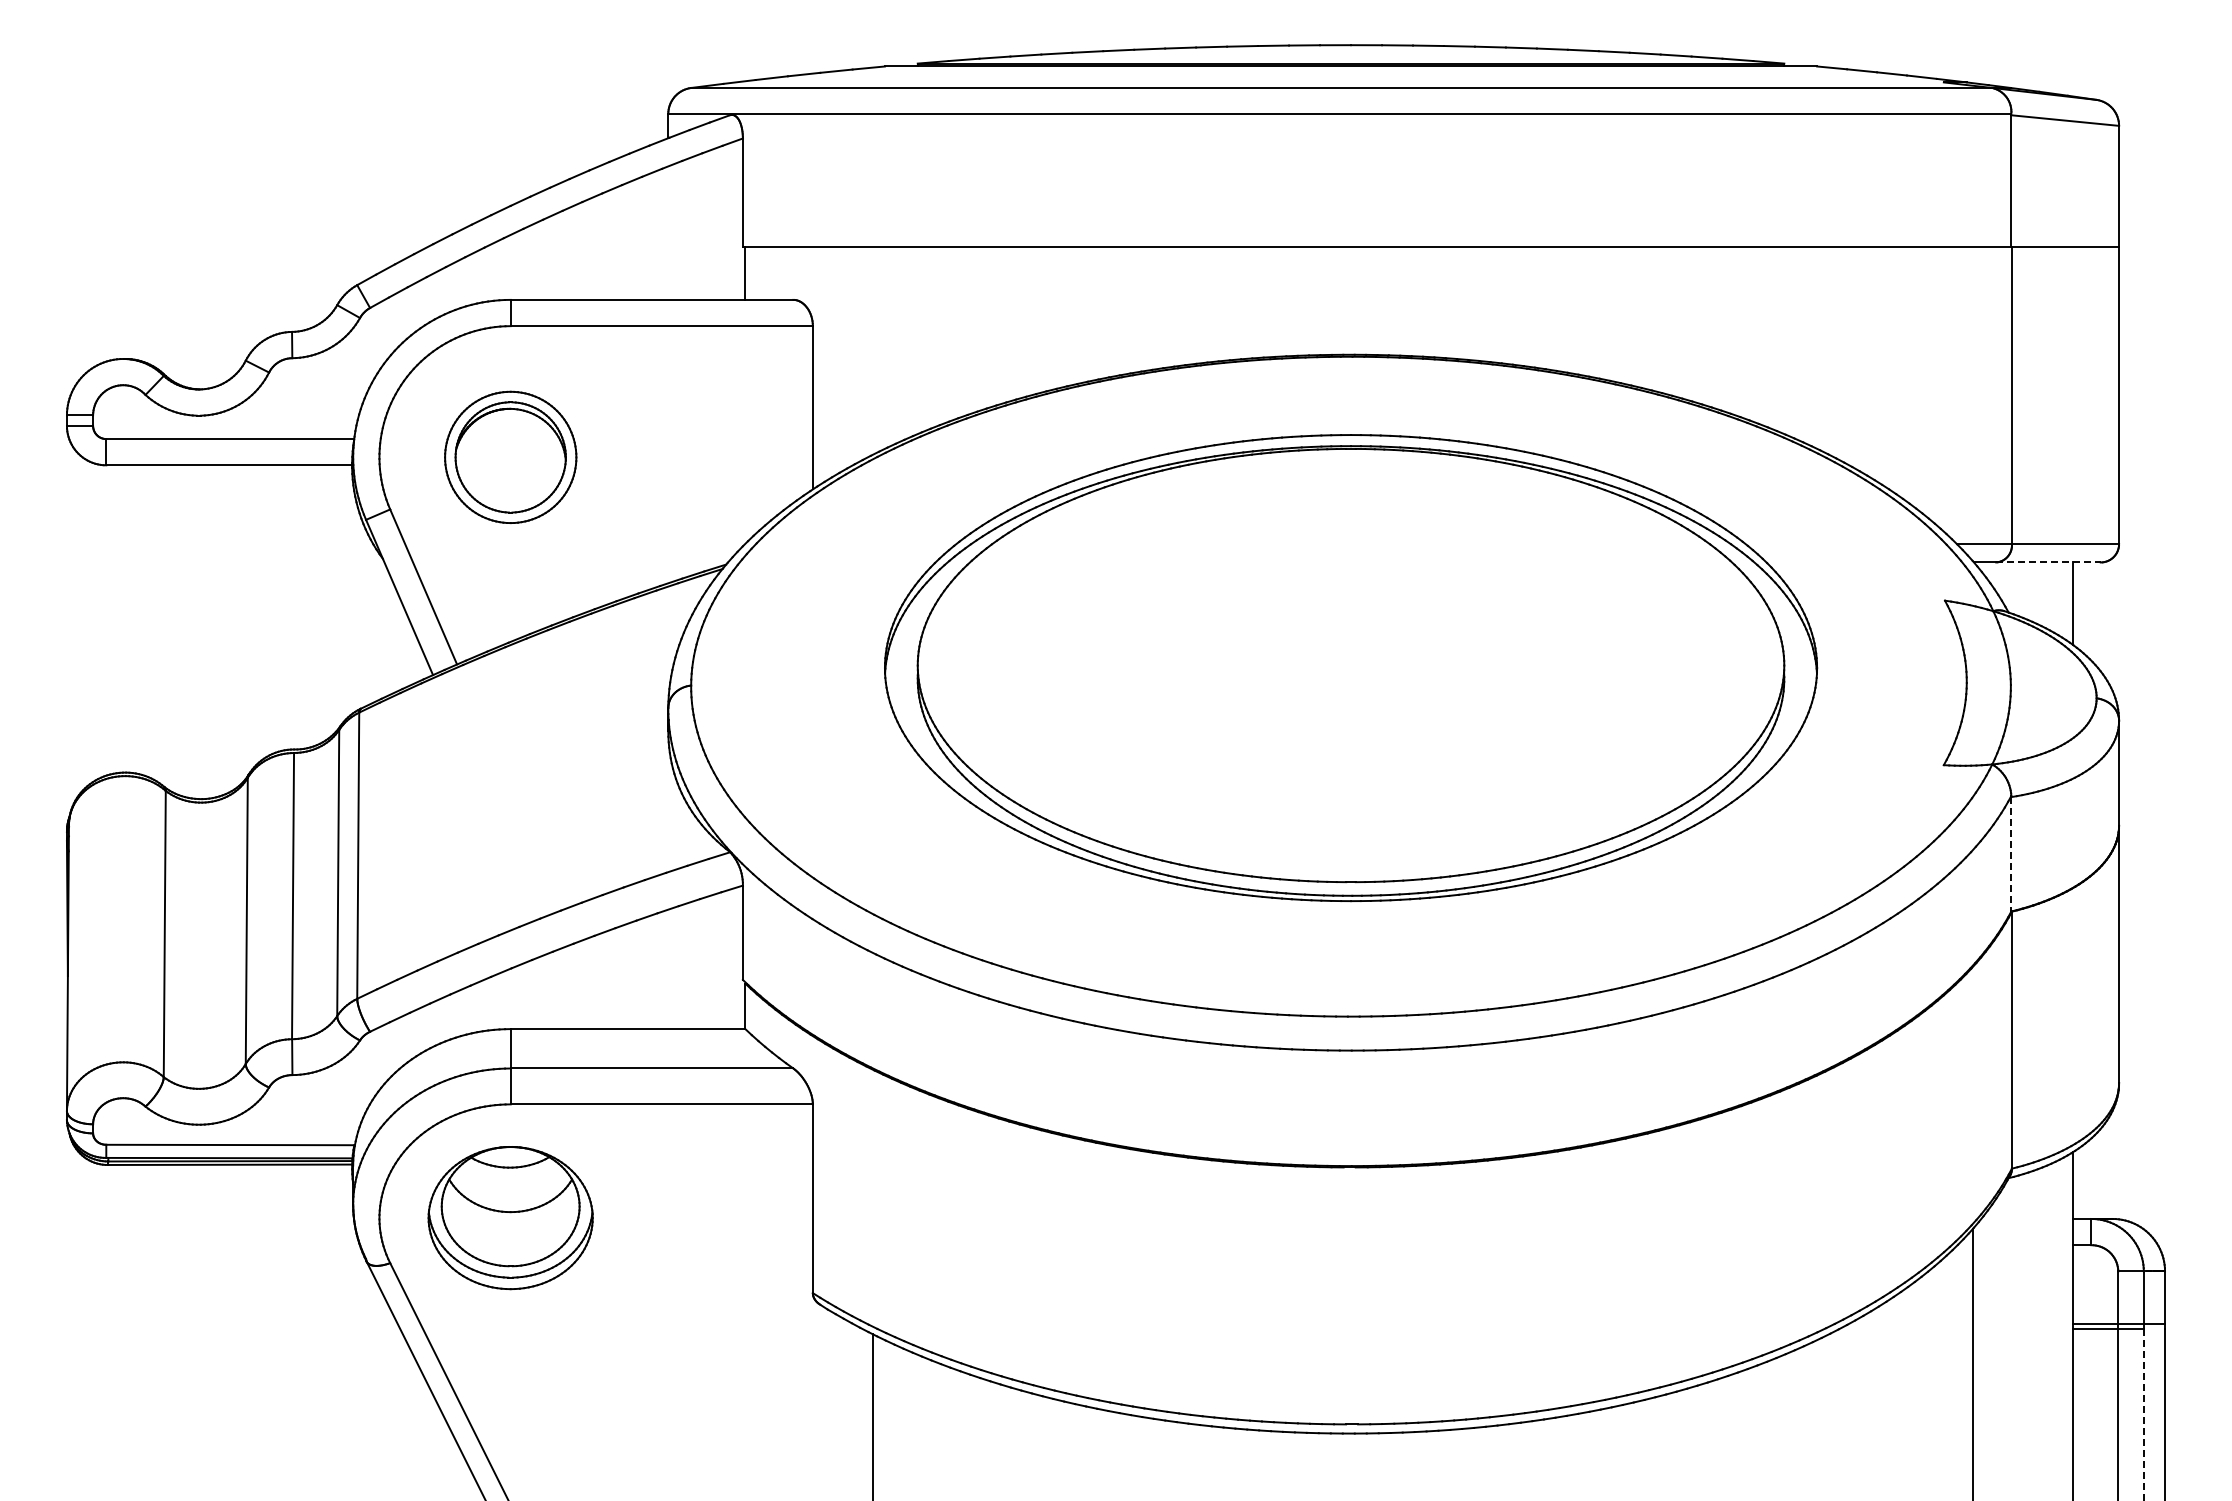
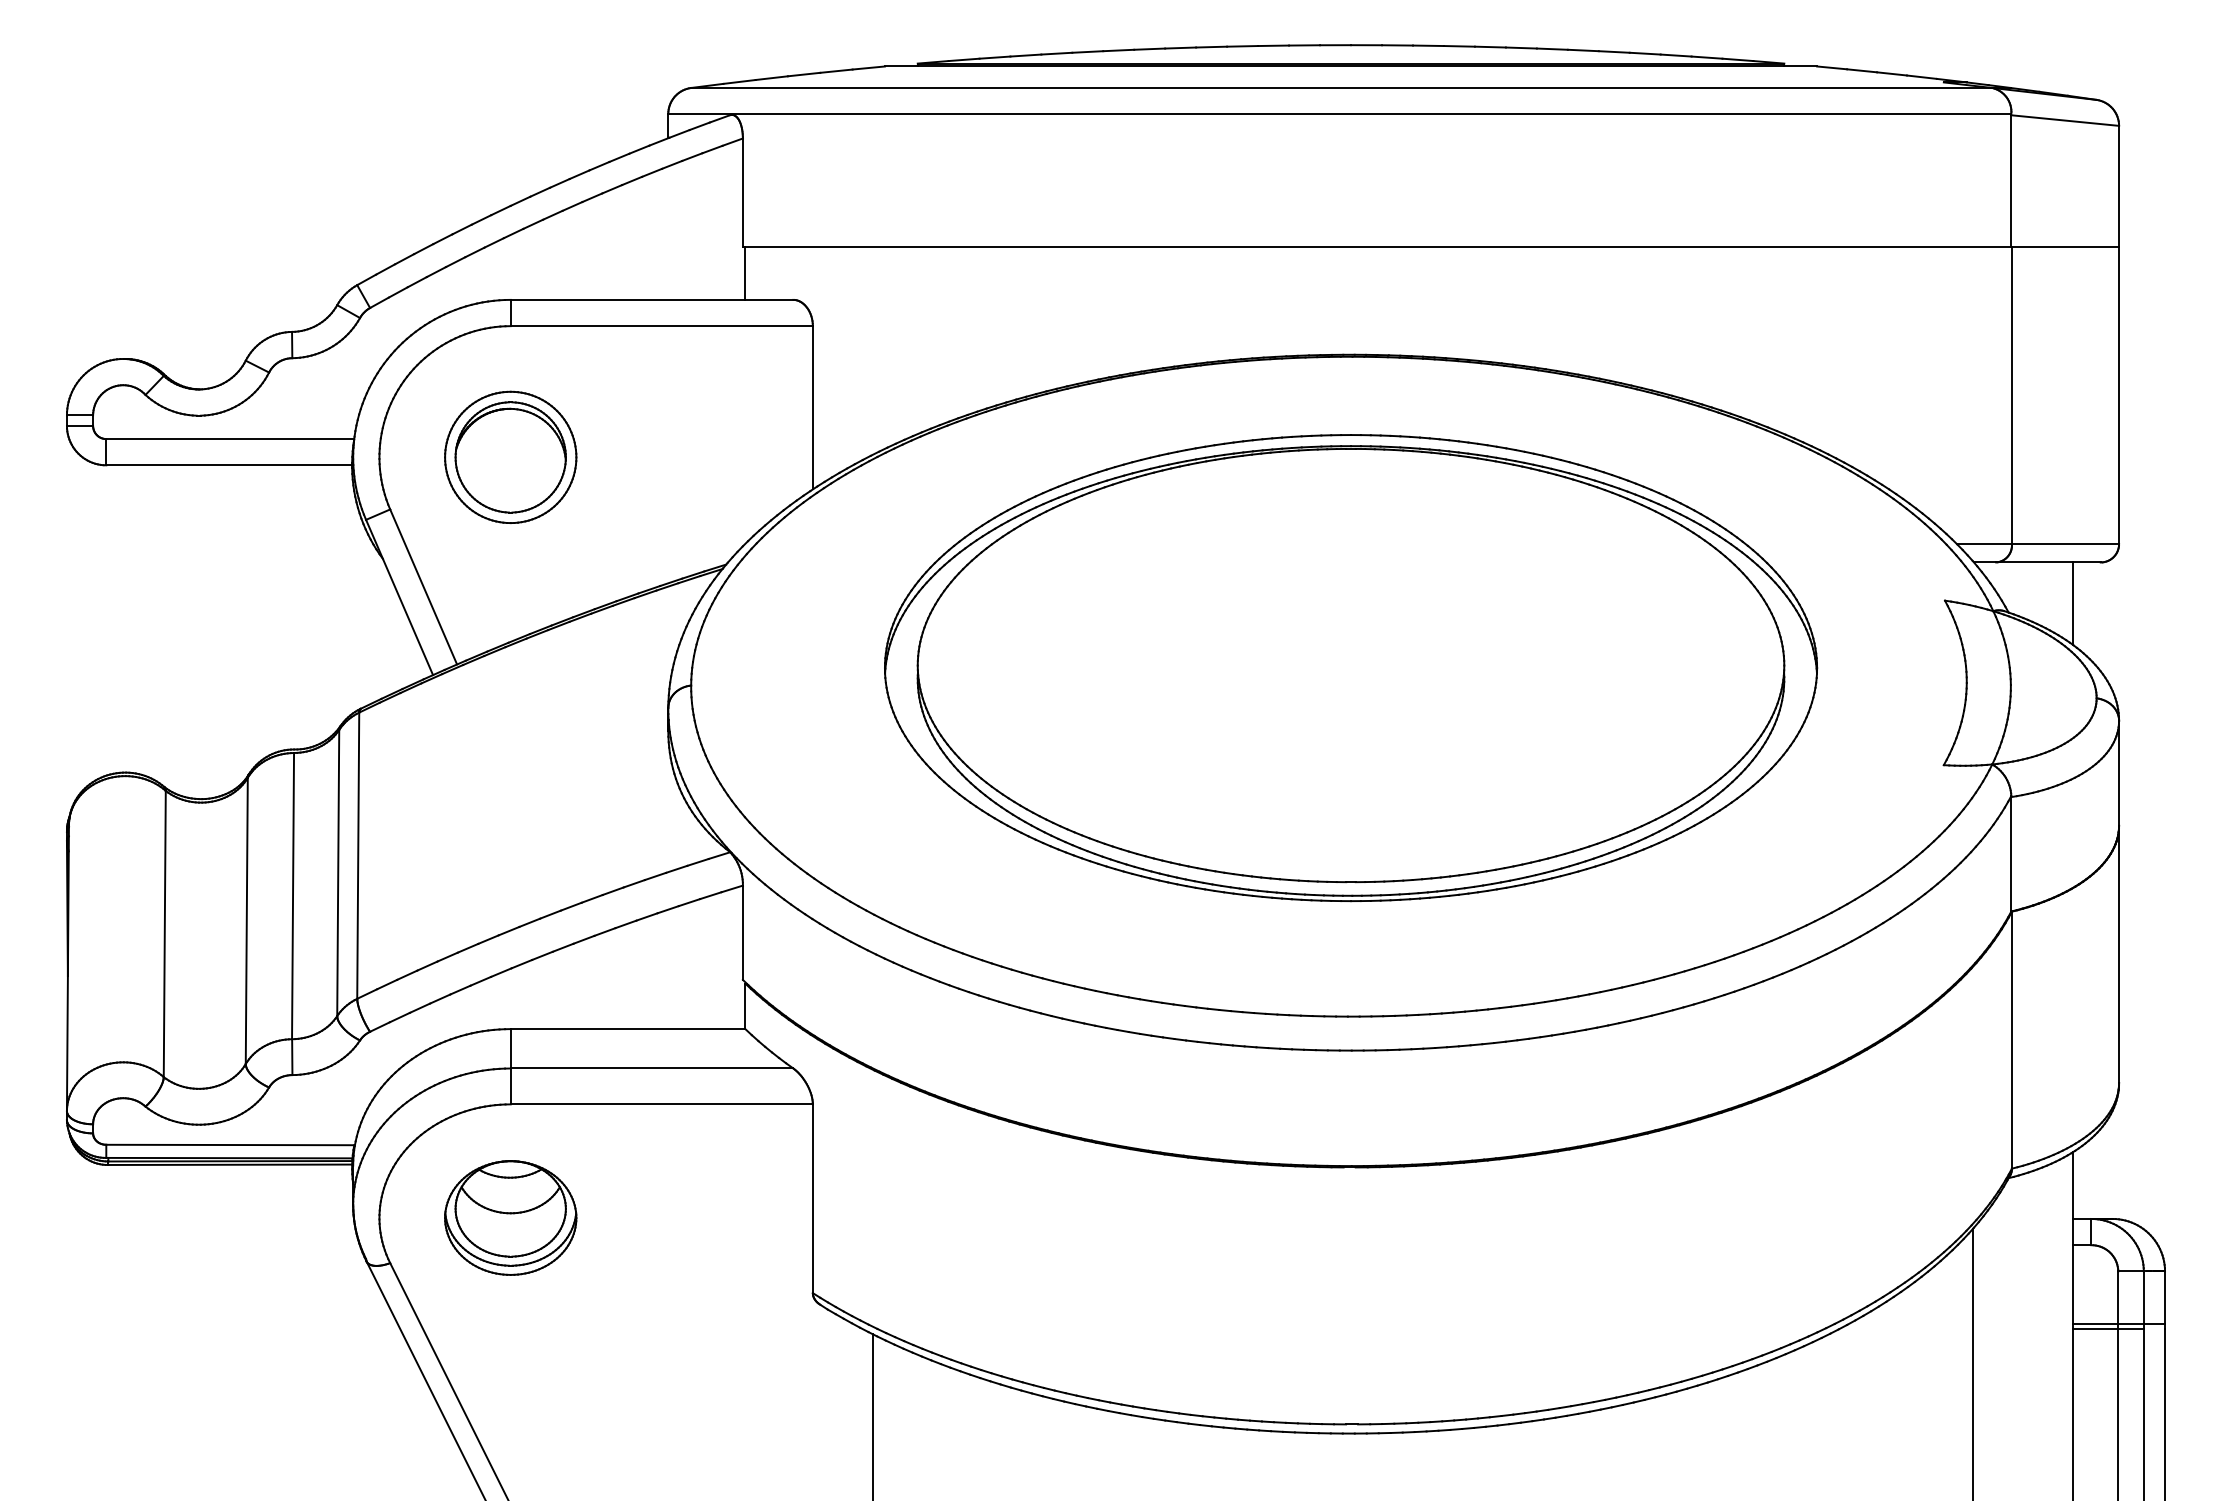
line: dashed -> solid (2048, 562)
line: dashed -> solid (2011, 854)
part size: 167x145 px -> 134x116 px (510, 1217)
line: dashed -> solid (2143, 1415)
